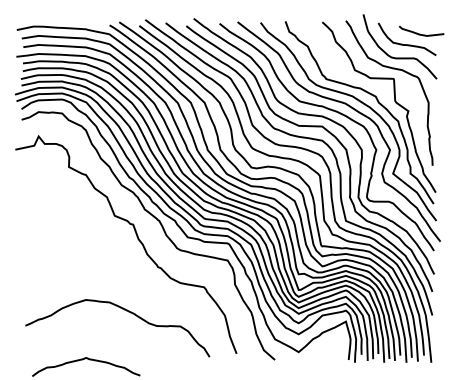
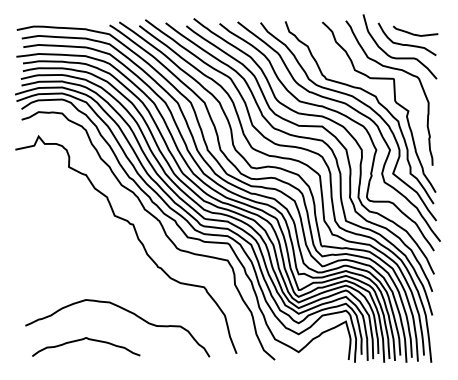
curve position: (420, 33) -> (414, 33) (414, 33)
curve position: (89, 360) -> (89, 340) (89, 340)
